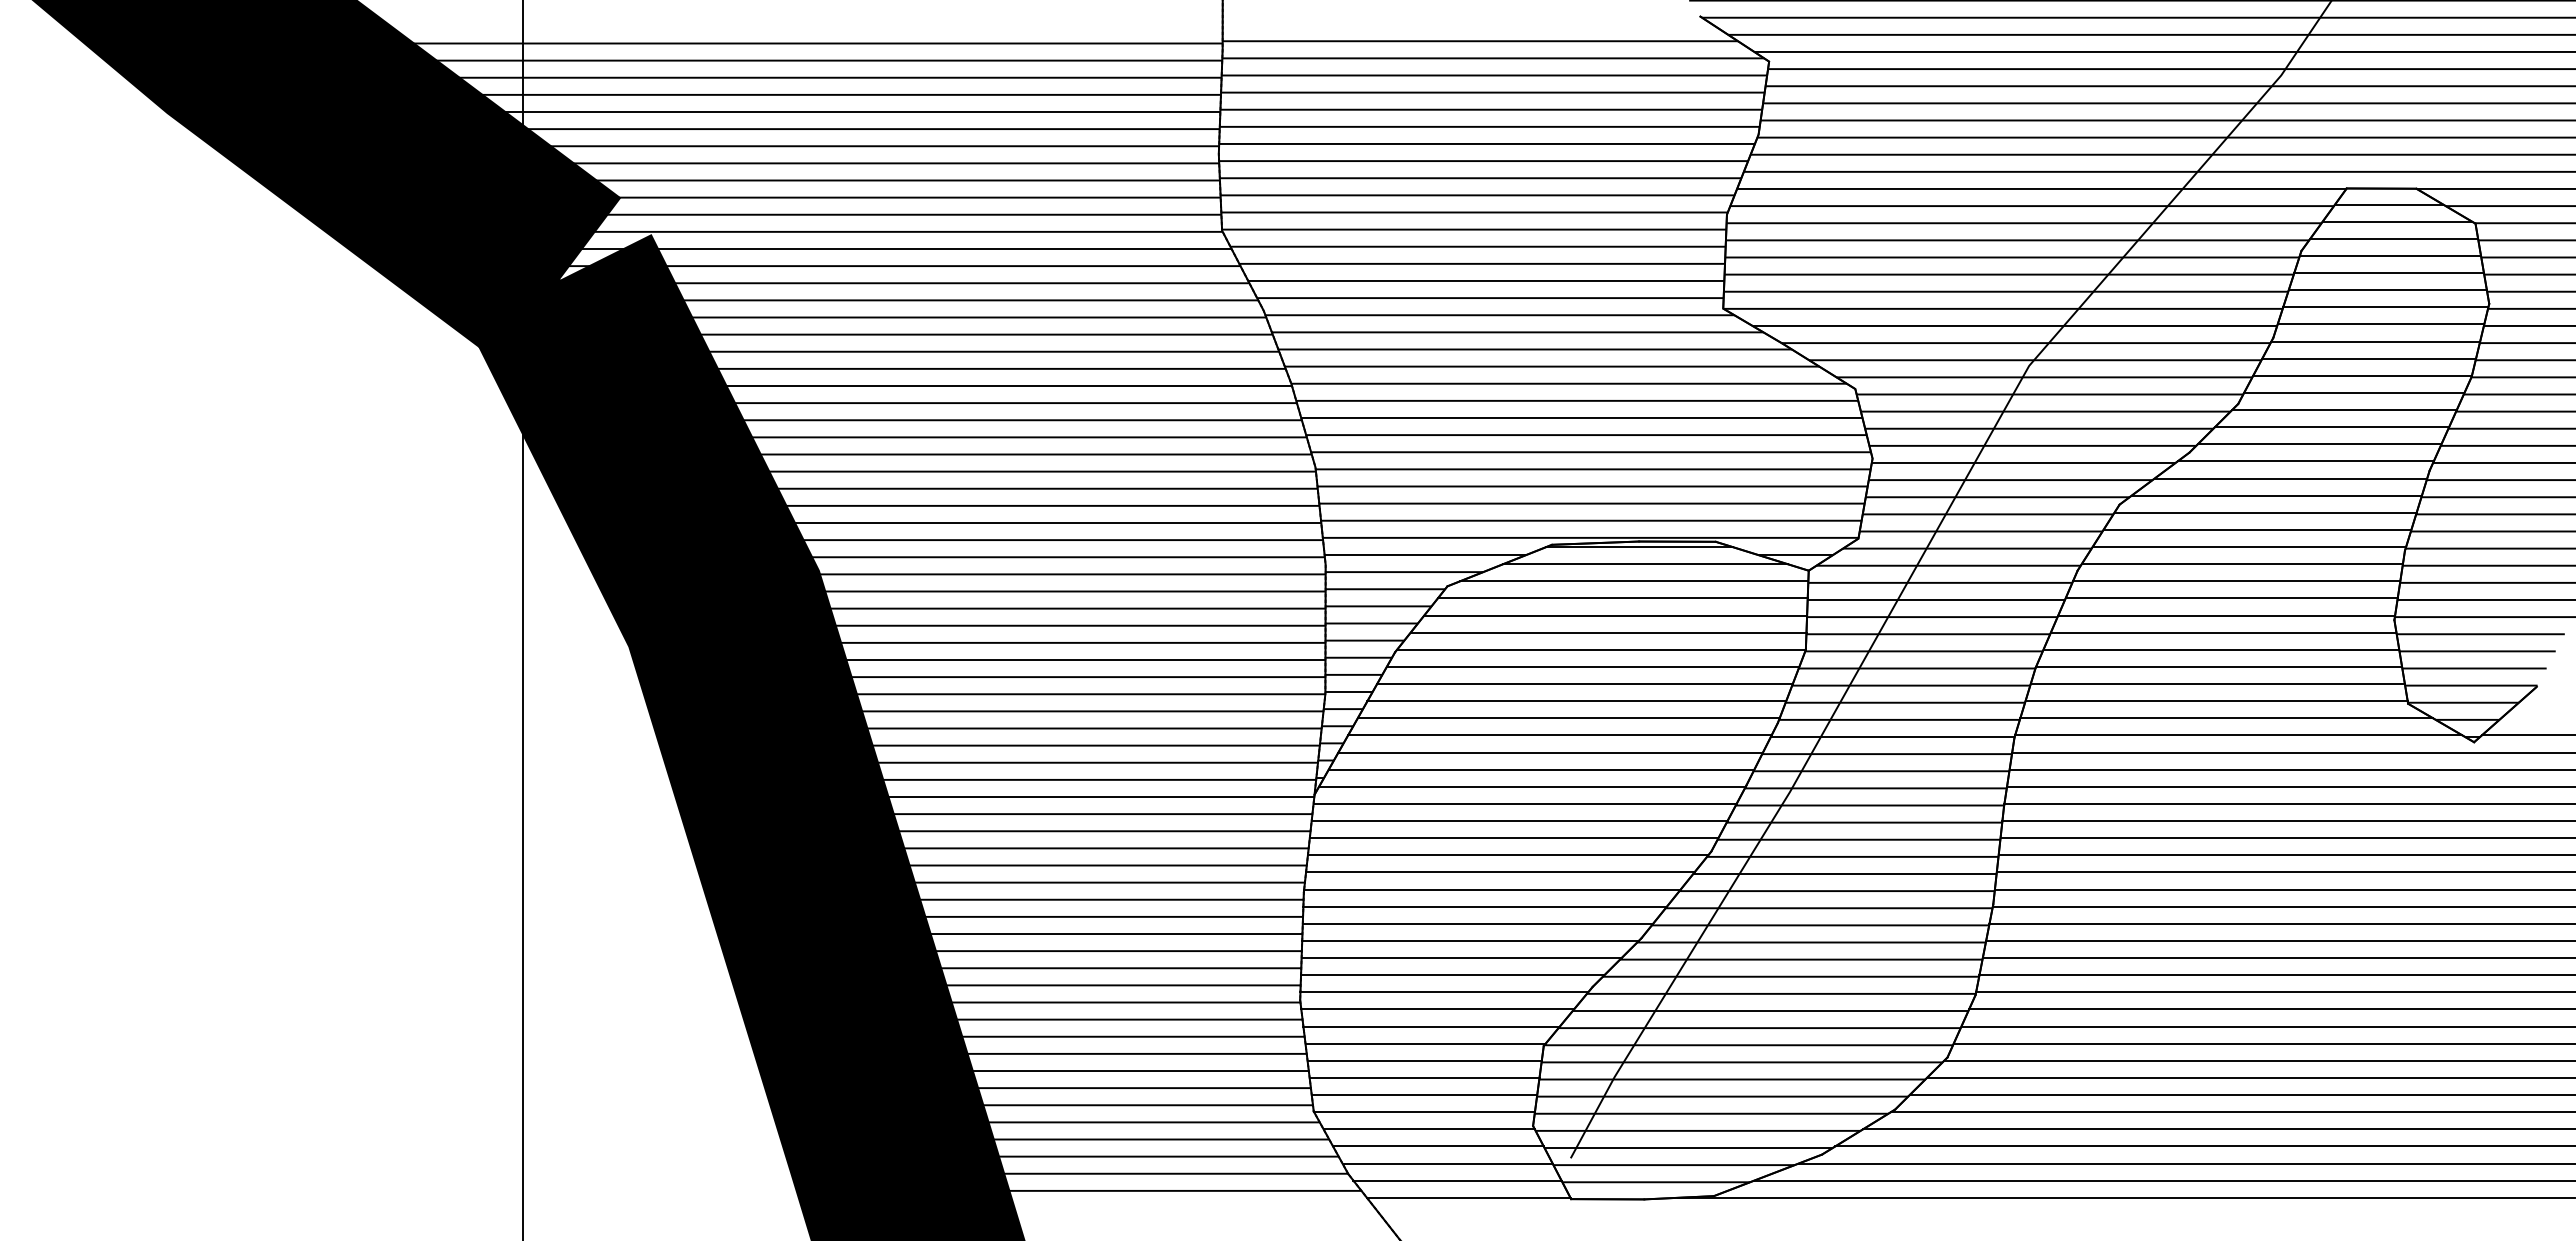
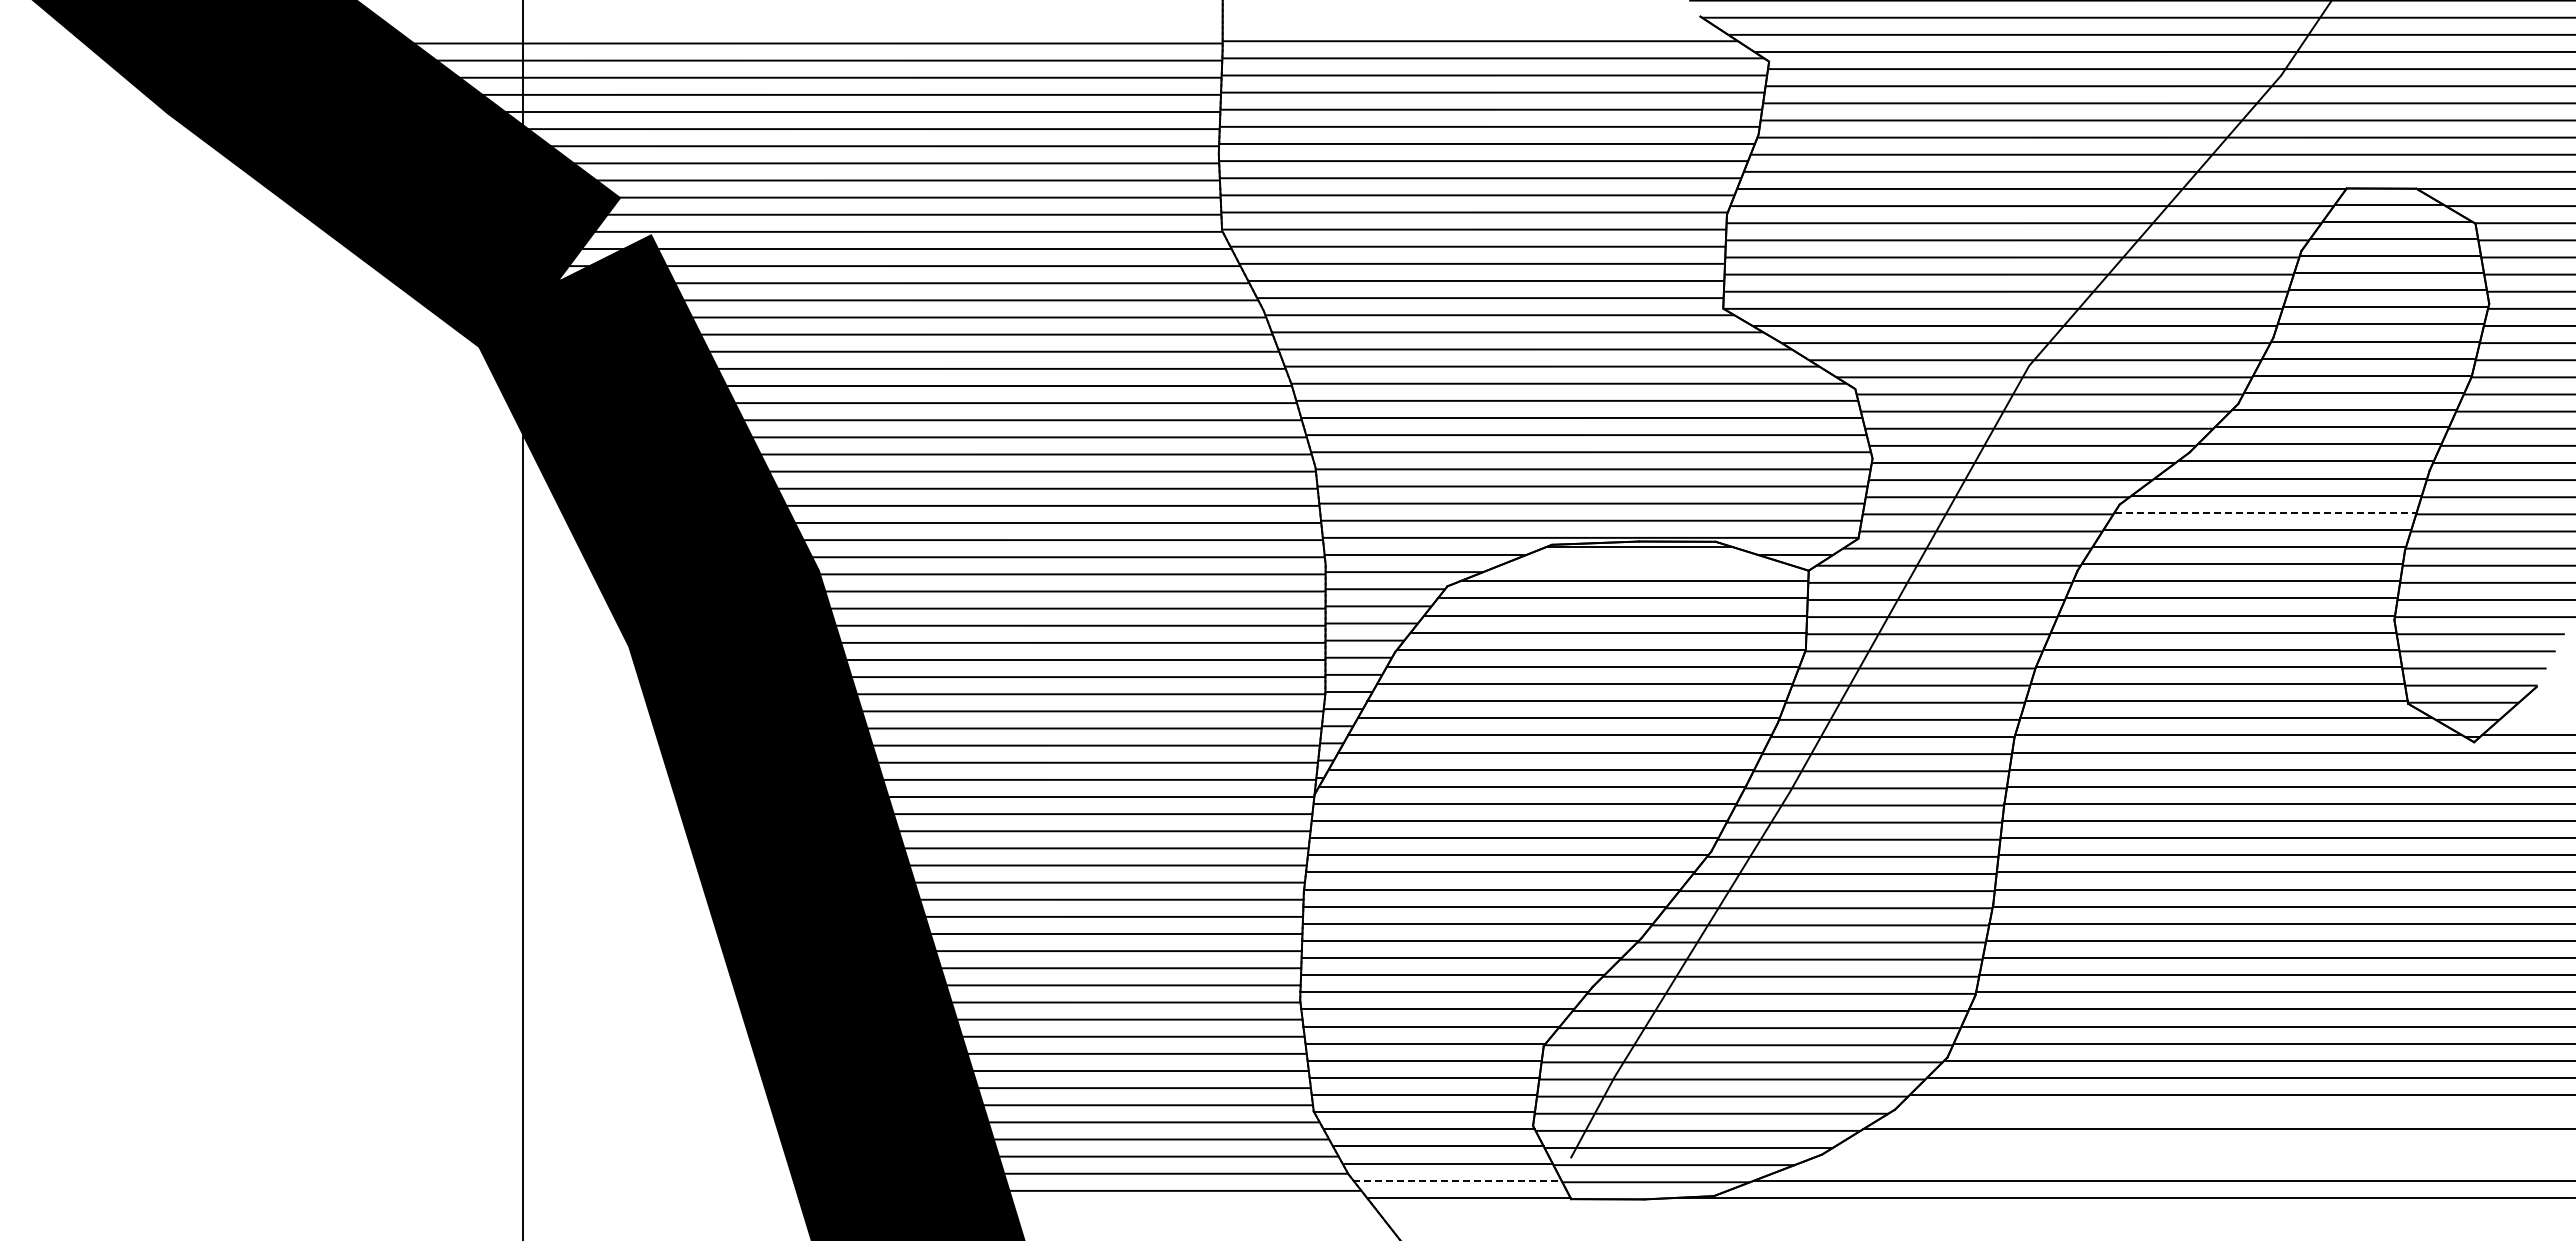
line: solid -> dashed (2266, 512)
line: present -> none (1645, 564)
line: present -> none (2231, 1112)
line: present -> none (2203, 1146)
line: present -> none (2185, 1163)
line: solid -> dashed (1458, 1180)
